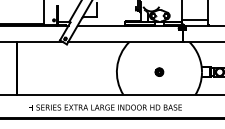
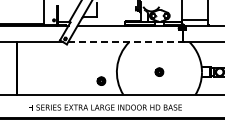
line: solid -> dashed (124, 42)
part: none -> present (101, 80)
